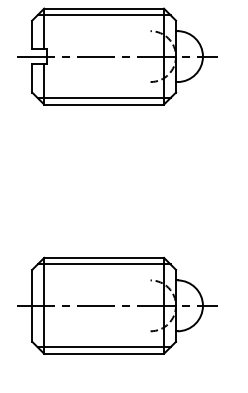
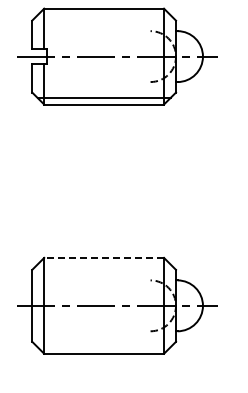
line: present -> none (103, 15)
line: solid -> dashed (104, 257)
line: present -> none (103, 264)
line: present -> none (103, 347)
